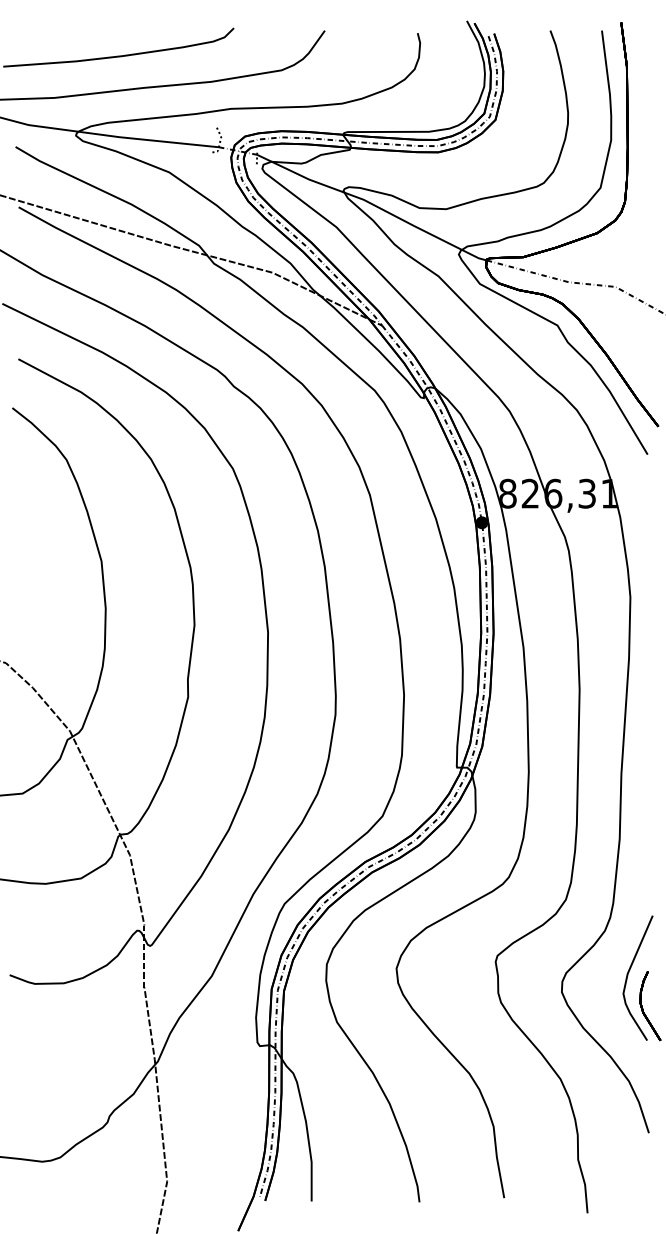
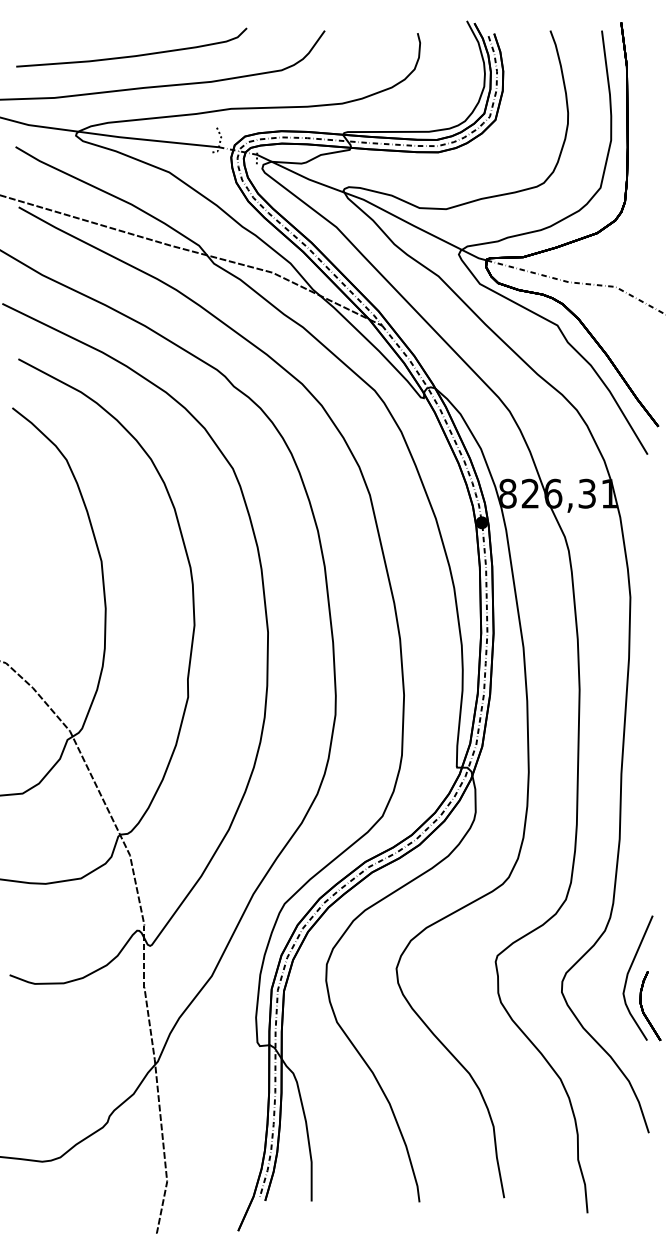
curve position: (118, 55) -> (131, 55) (131, 55)
